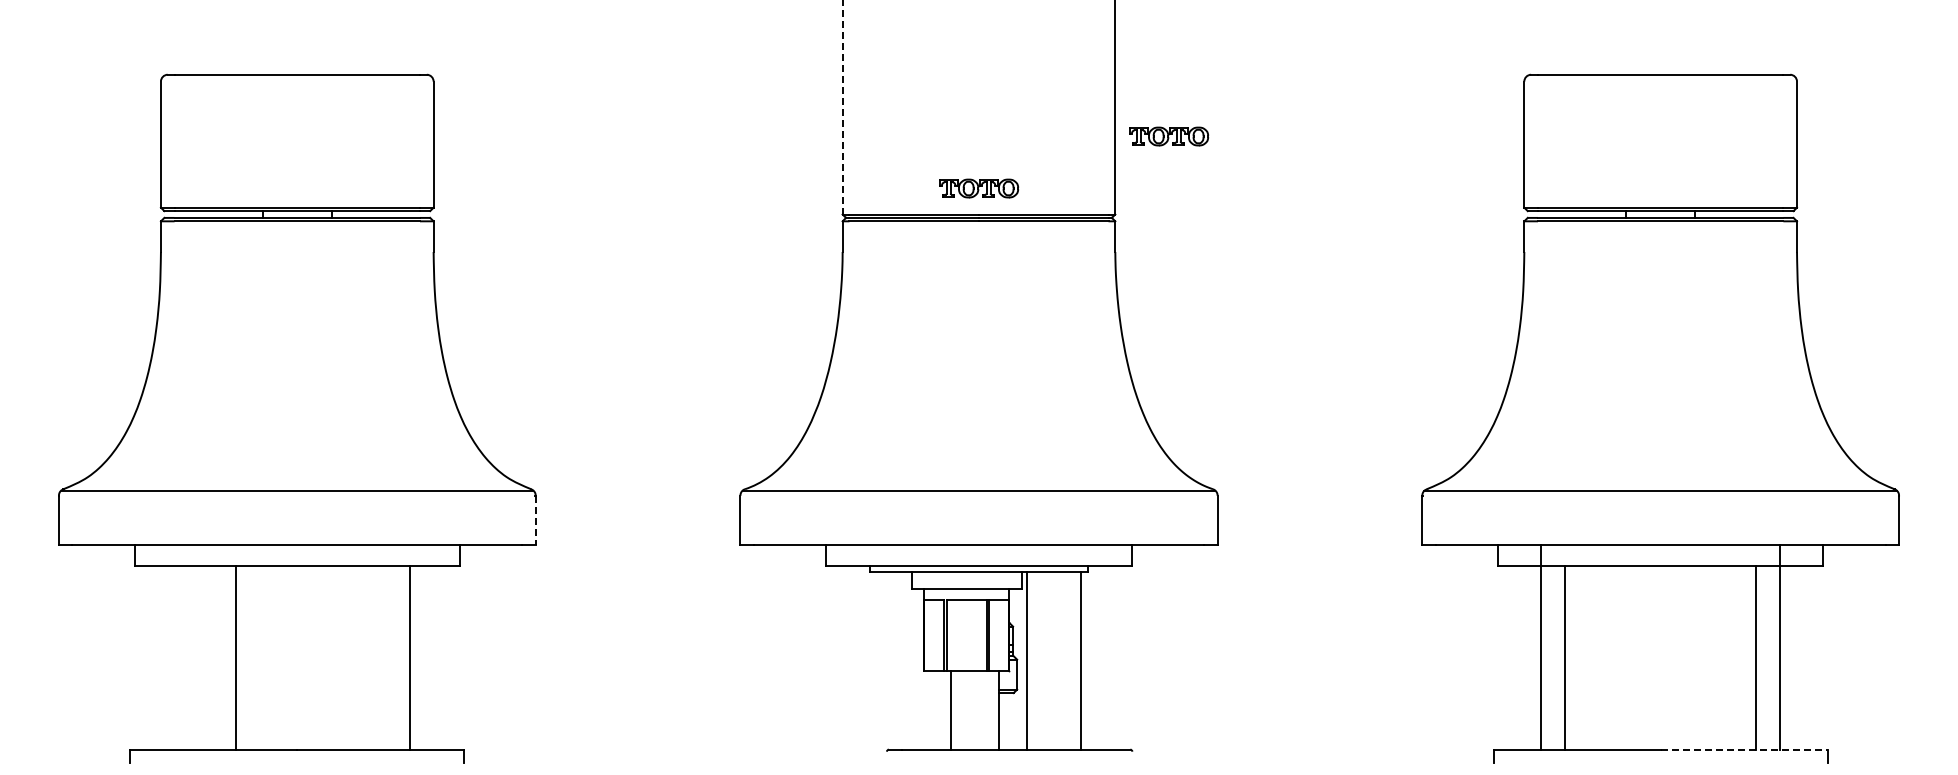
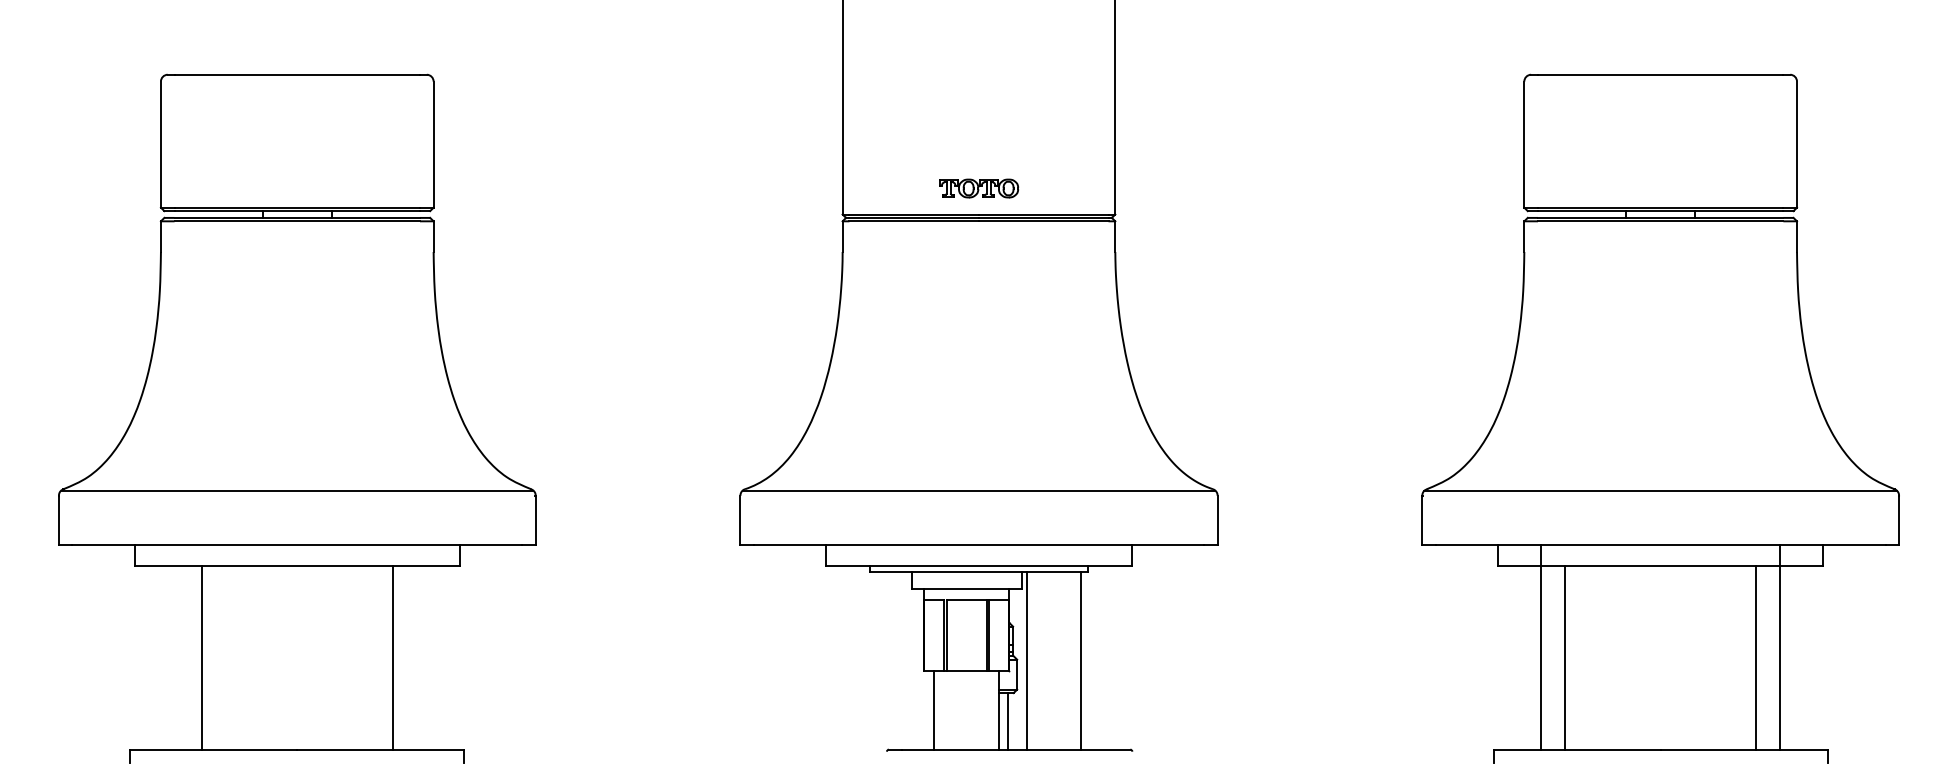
line: dashed -> solid (842, 107)
part: present -> none (1169, 136)
line: dashed -> solid (535, 520)
line position: (235, 657) -> (201, 657) (201, 657)
line position: (409, 657) -> (392, 657) (392, 657)
line position: (951, 710) -> (934, 710) (934, 710)
line: none -> present (1007, 721)
line: dashed -> solid (1744, 749)
